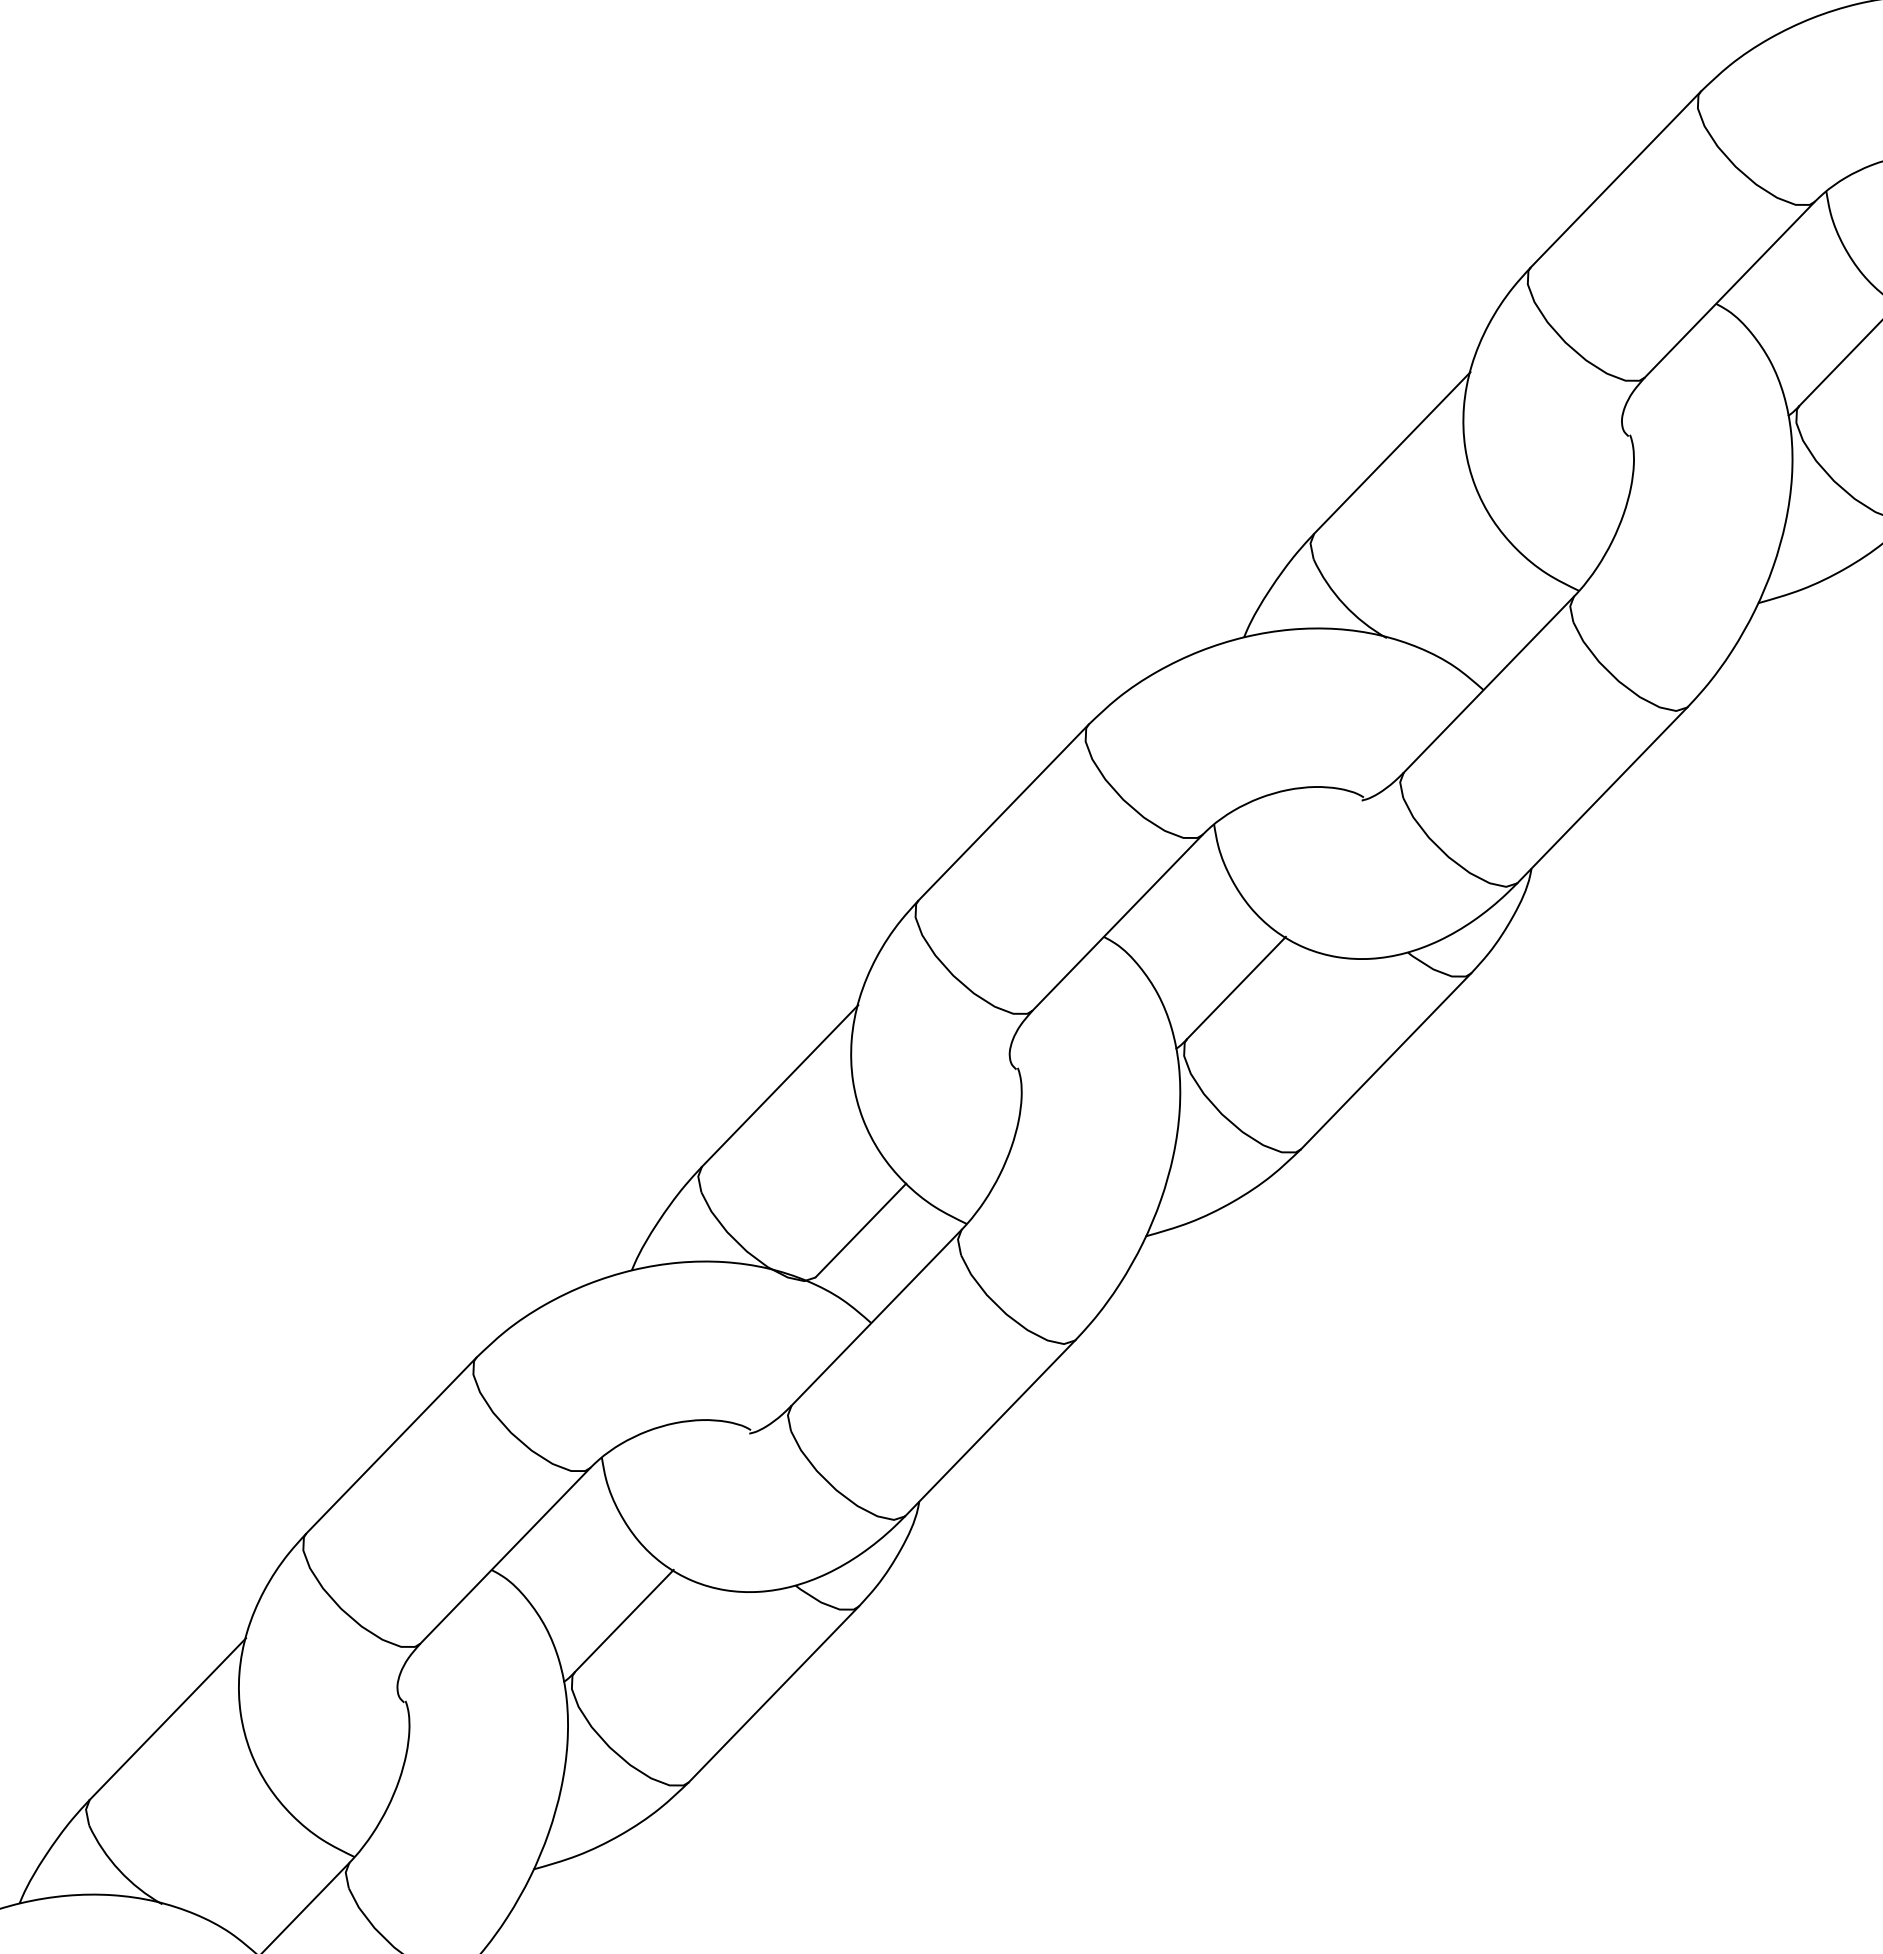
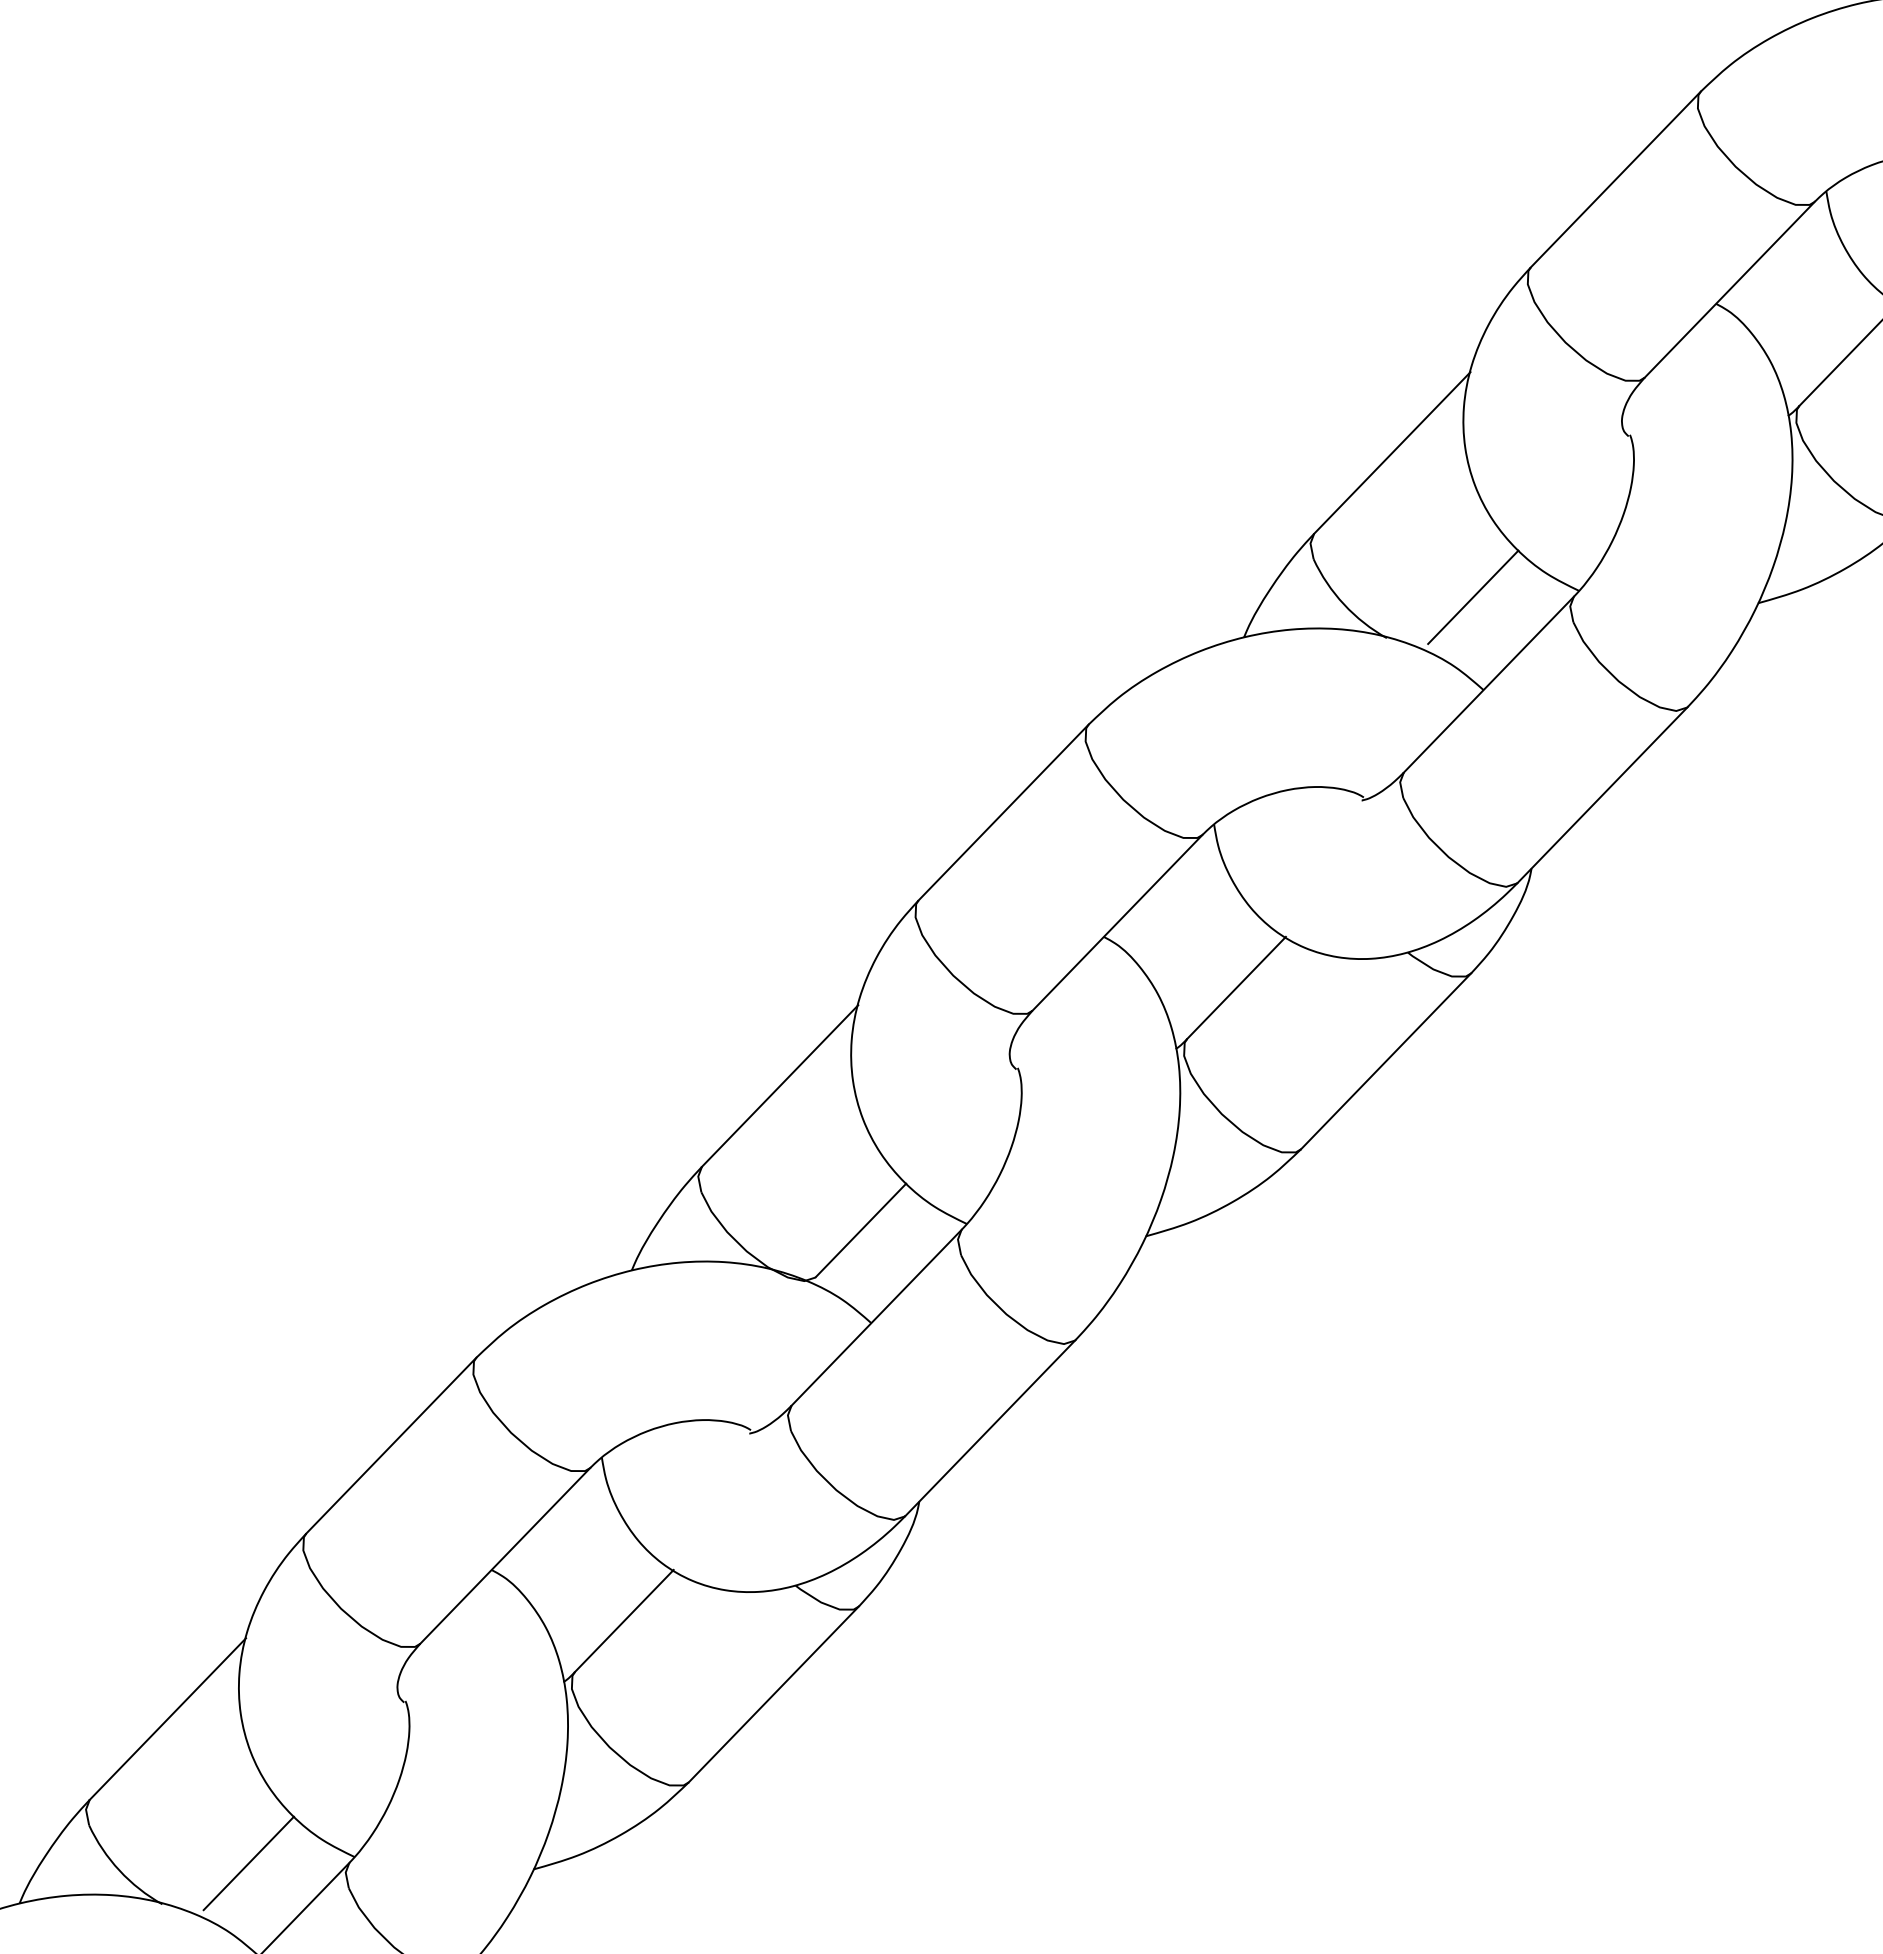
line: none -> present (1473, 596)
line: none -> present (248, 1863)
